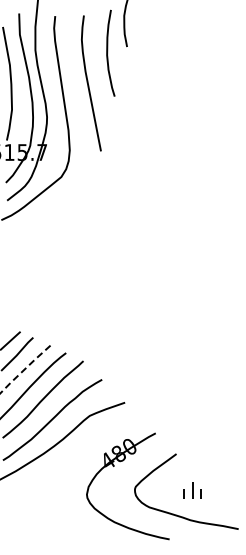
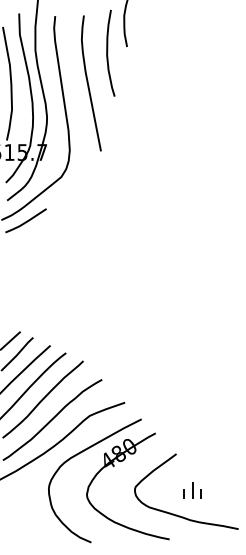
line: none -> present (26, 220)
line: dashed -> solid (25, 369)
curve: none -> present (81, 453)
